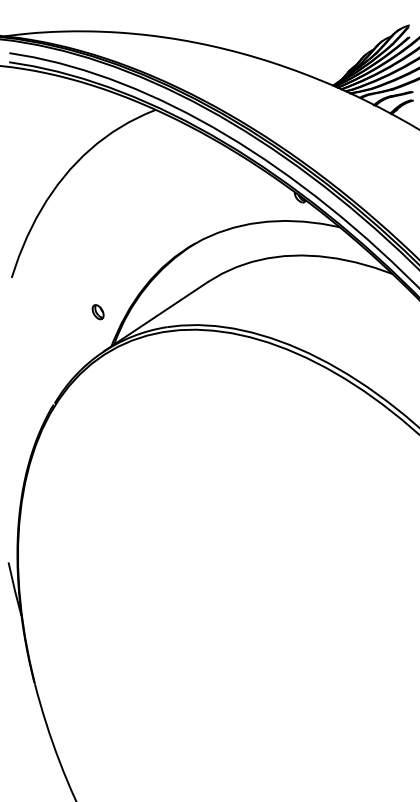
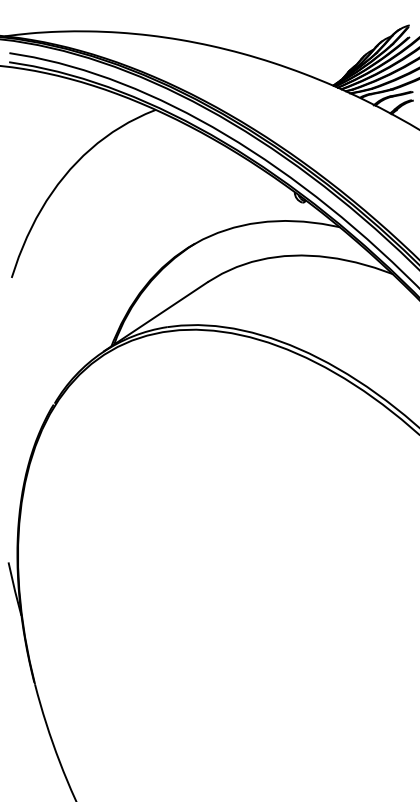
part: present -> none (97, 312)
